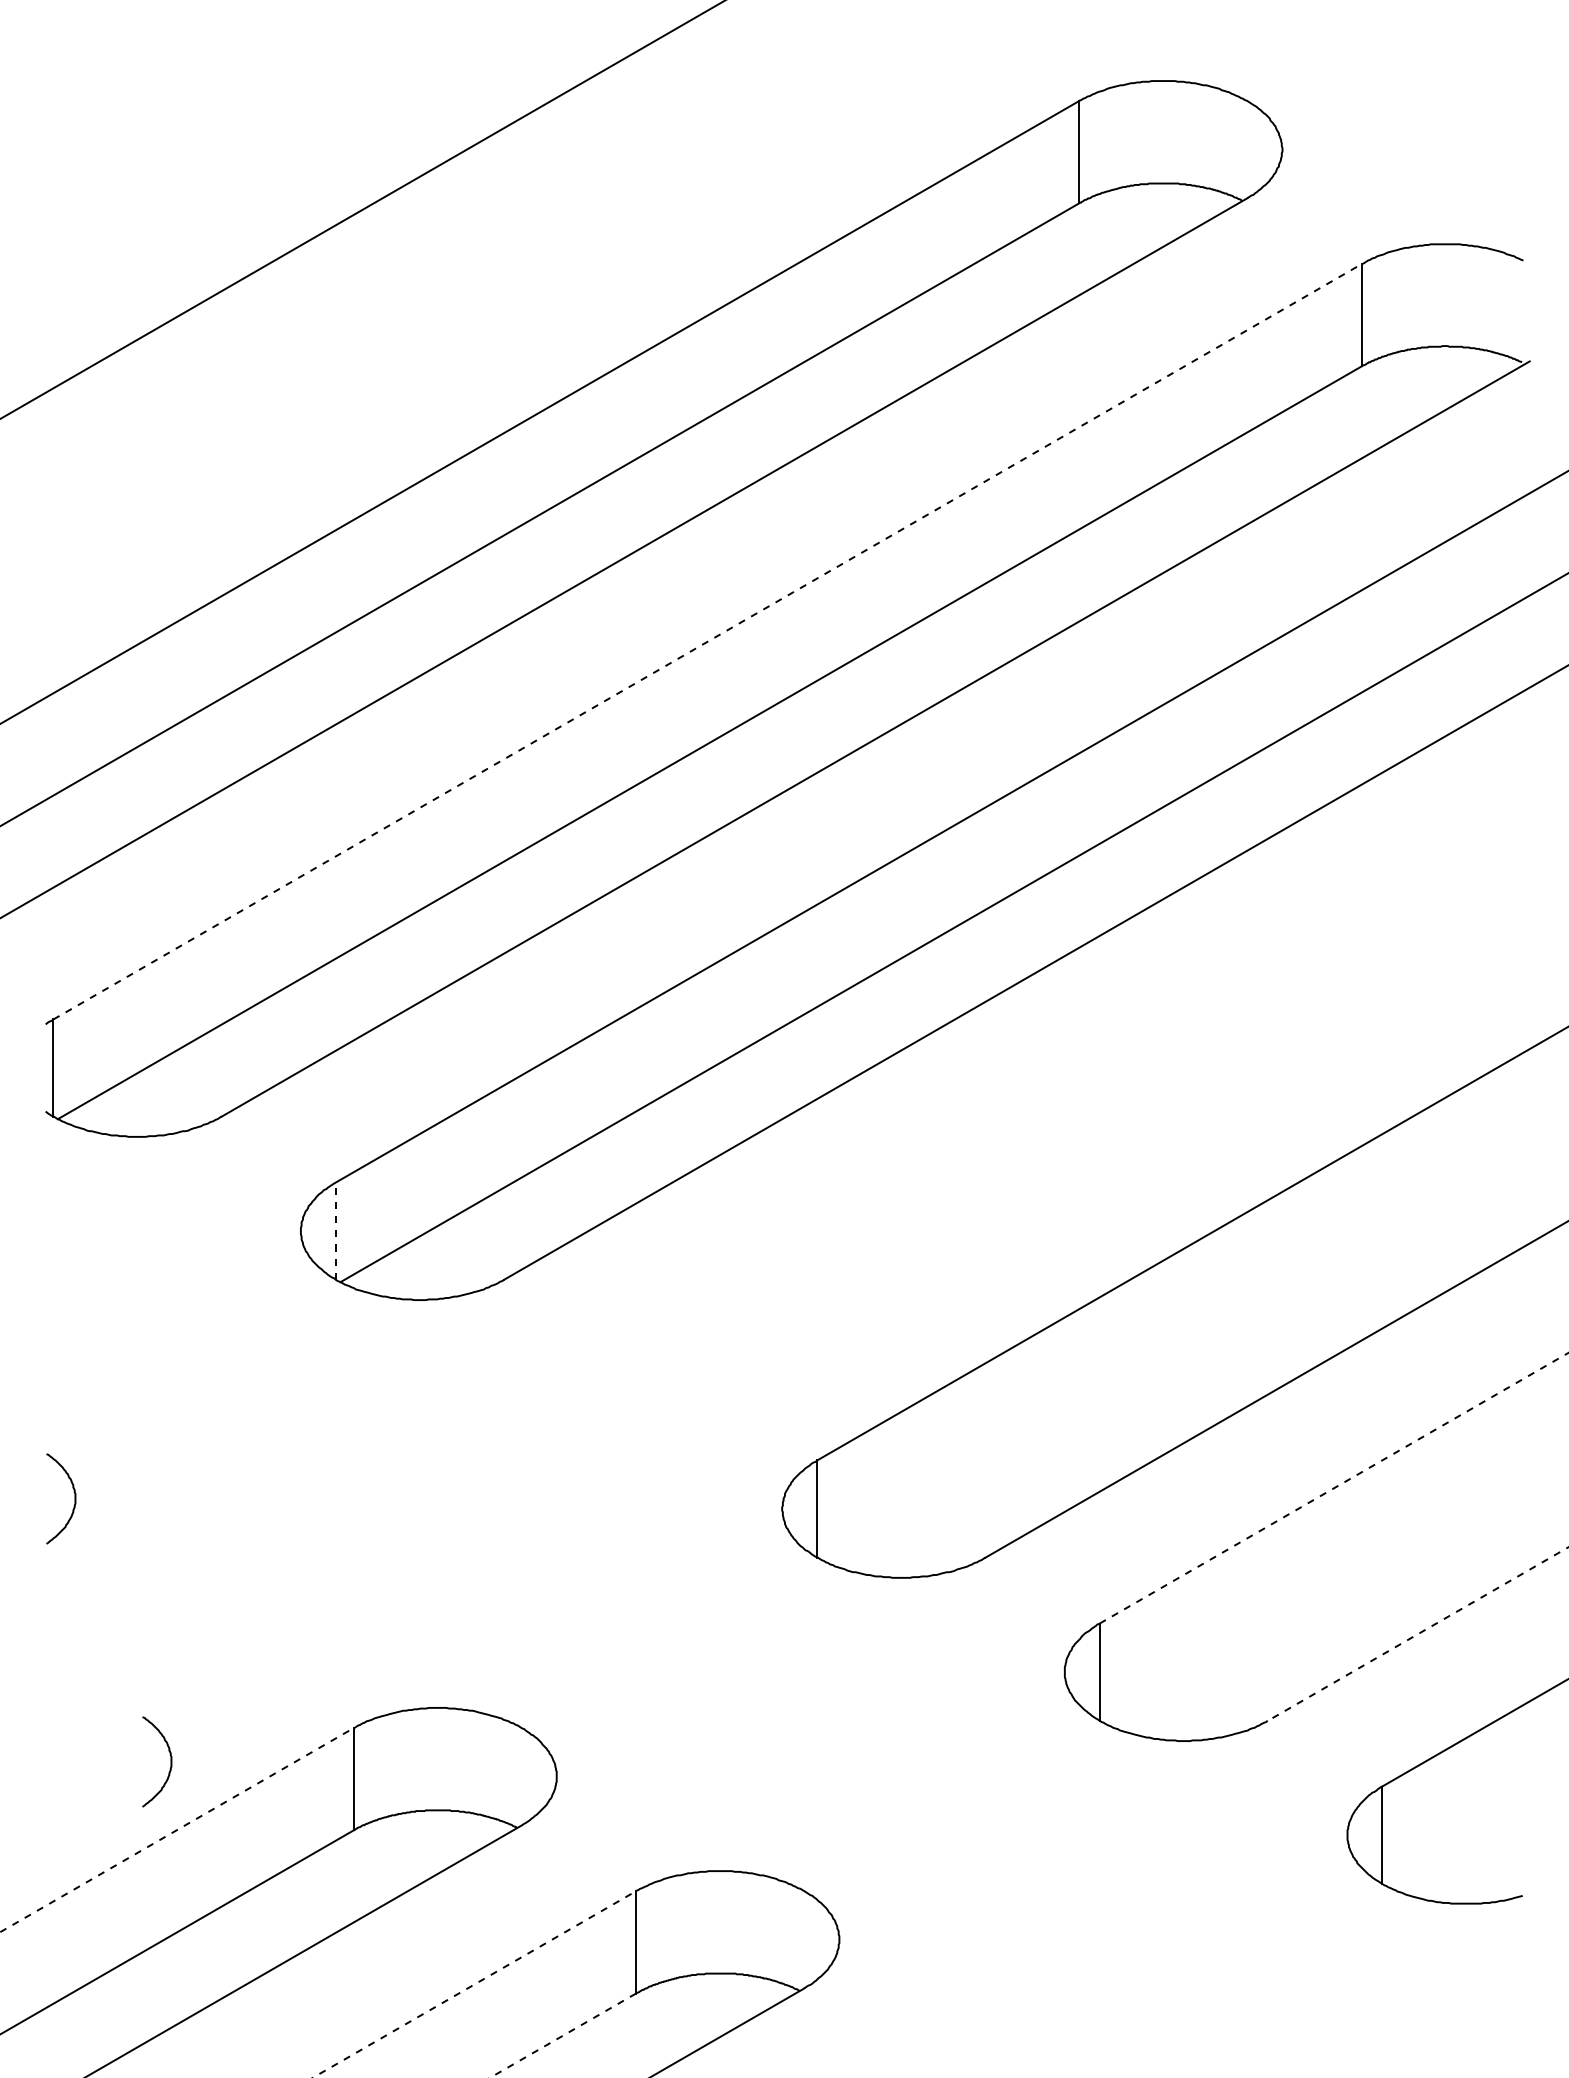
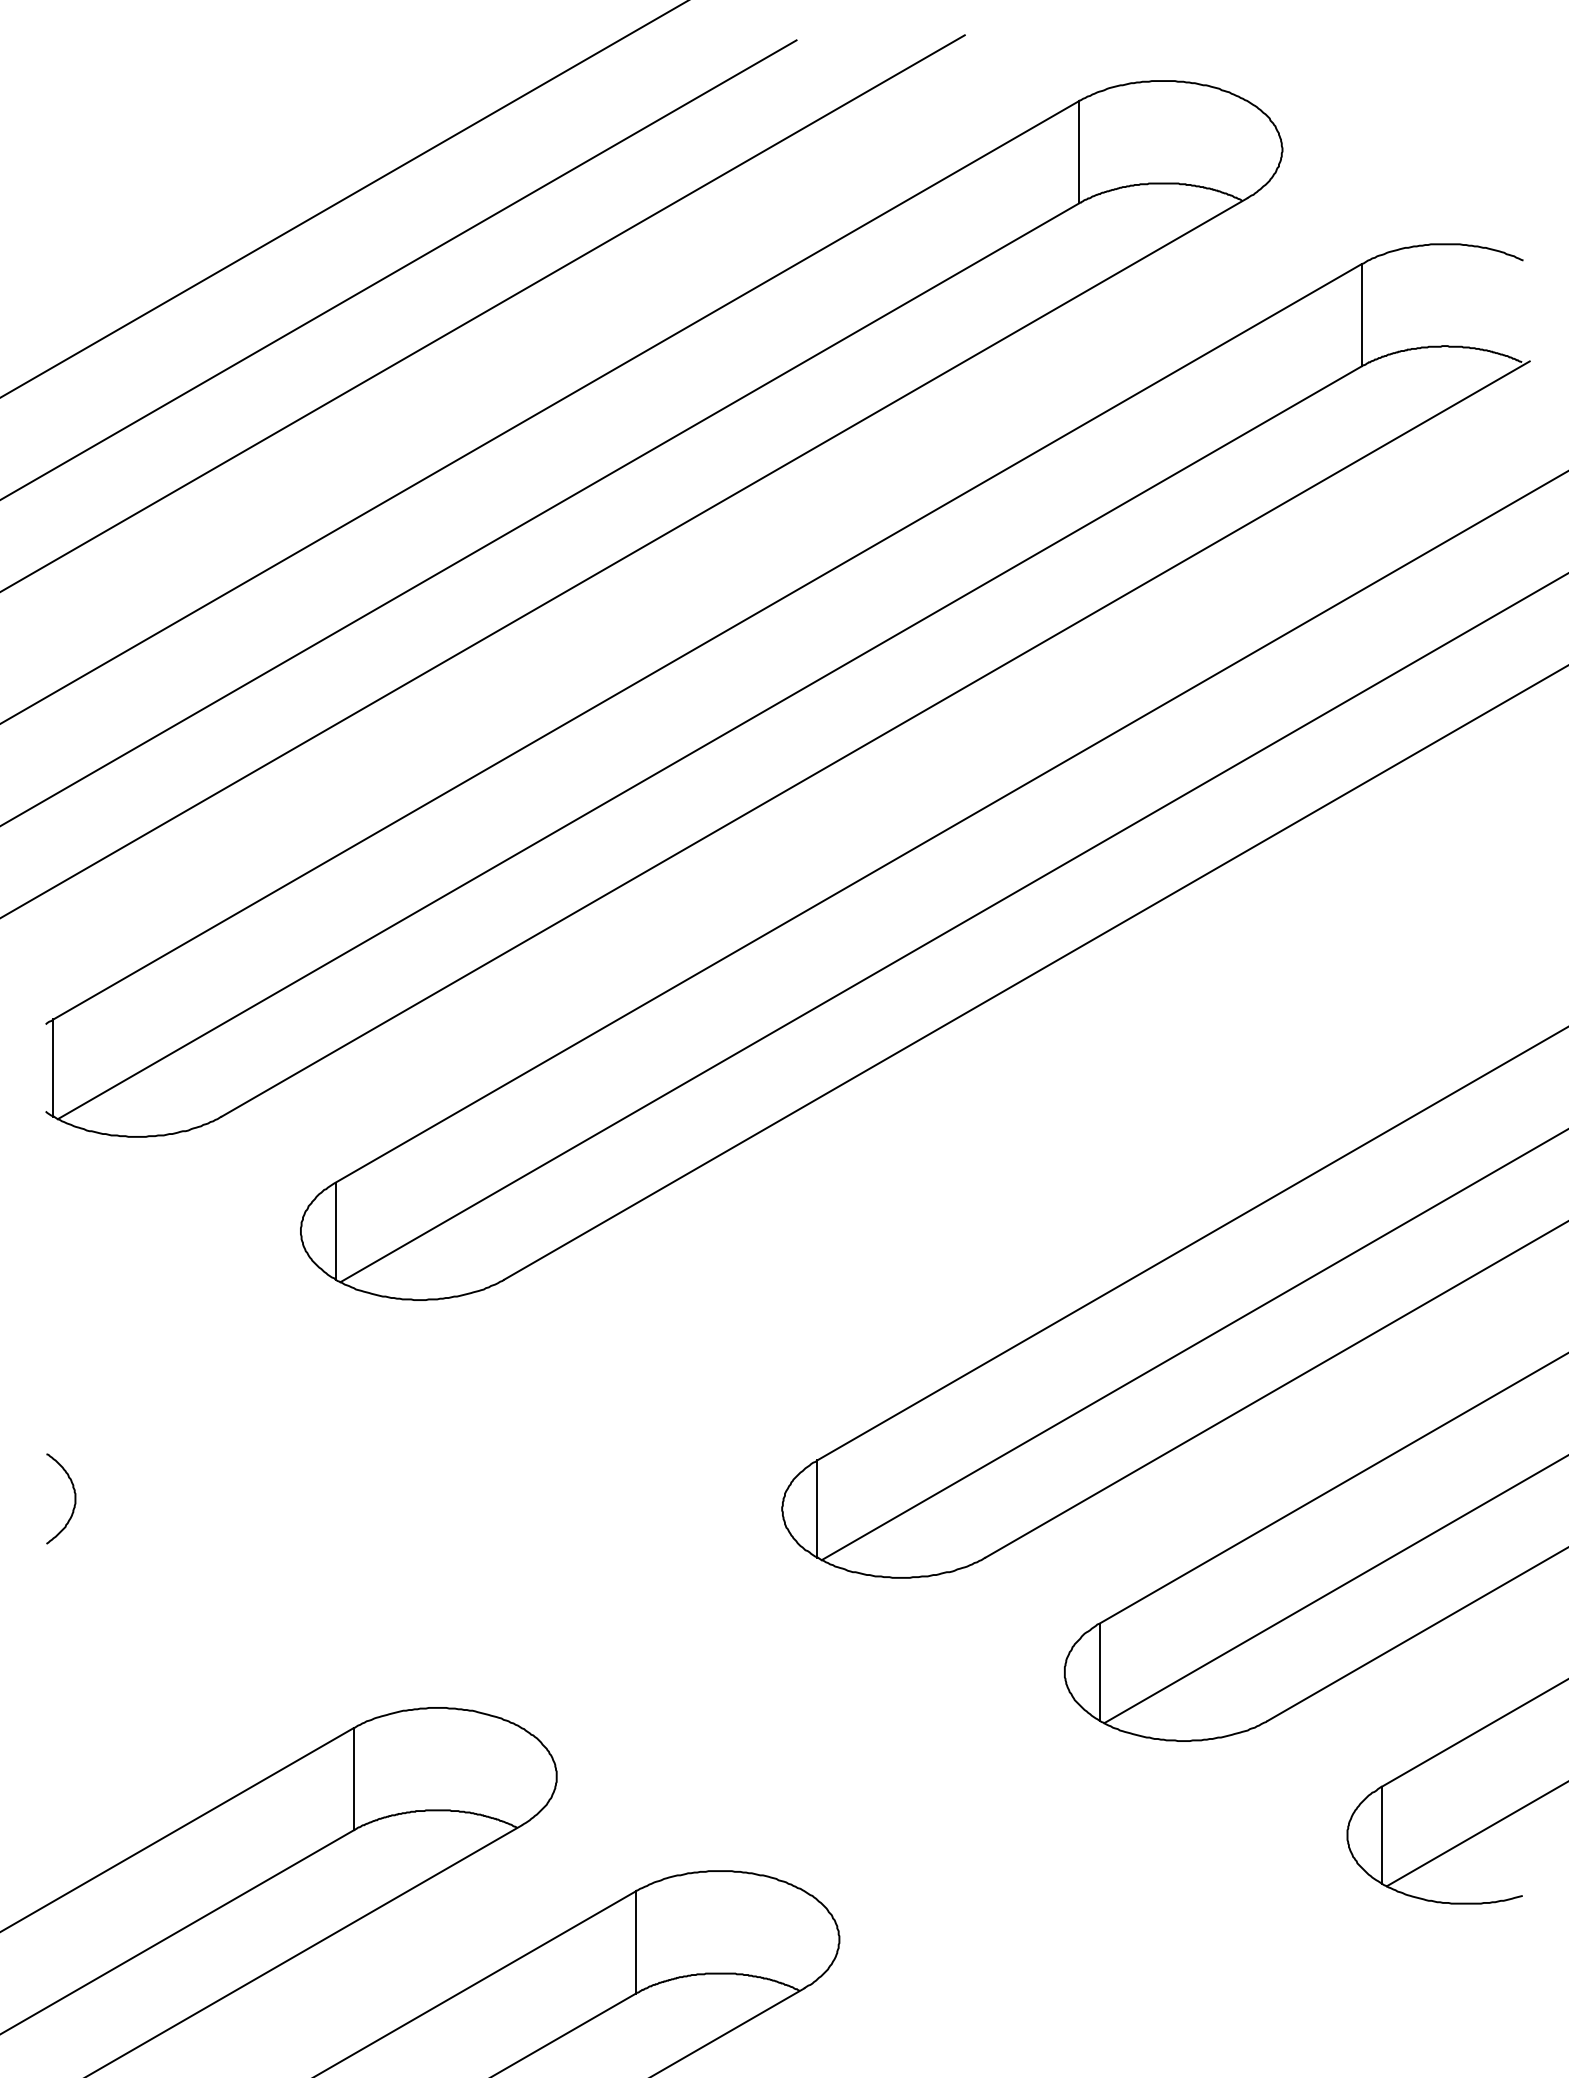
line position: (362, 209) -> (343, 199) (343, 199)
line: none -> present (399, 269)
line: none -> present (483, 312)
line: dashed -> solid (707, 641)
line: dashed -> solid (335, 1231)
line: none -> present (1193, 1345)
line: dashed -> solid (1334, 1488)
line: none -> present (1334, 1589)
line: dashed -> solid (1417, 1634)
curve: present -> none (170, 1761)
line: dashed -> solid (177, 1830)
line: none -> present (1475, 1834)
line: dashed -> solid (475, 1984)
line: dashed -> solid (562, 2036)
